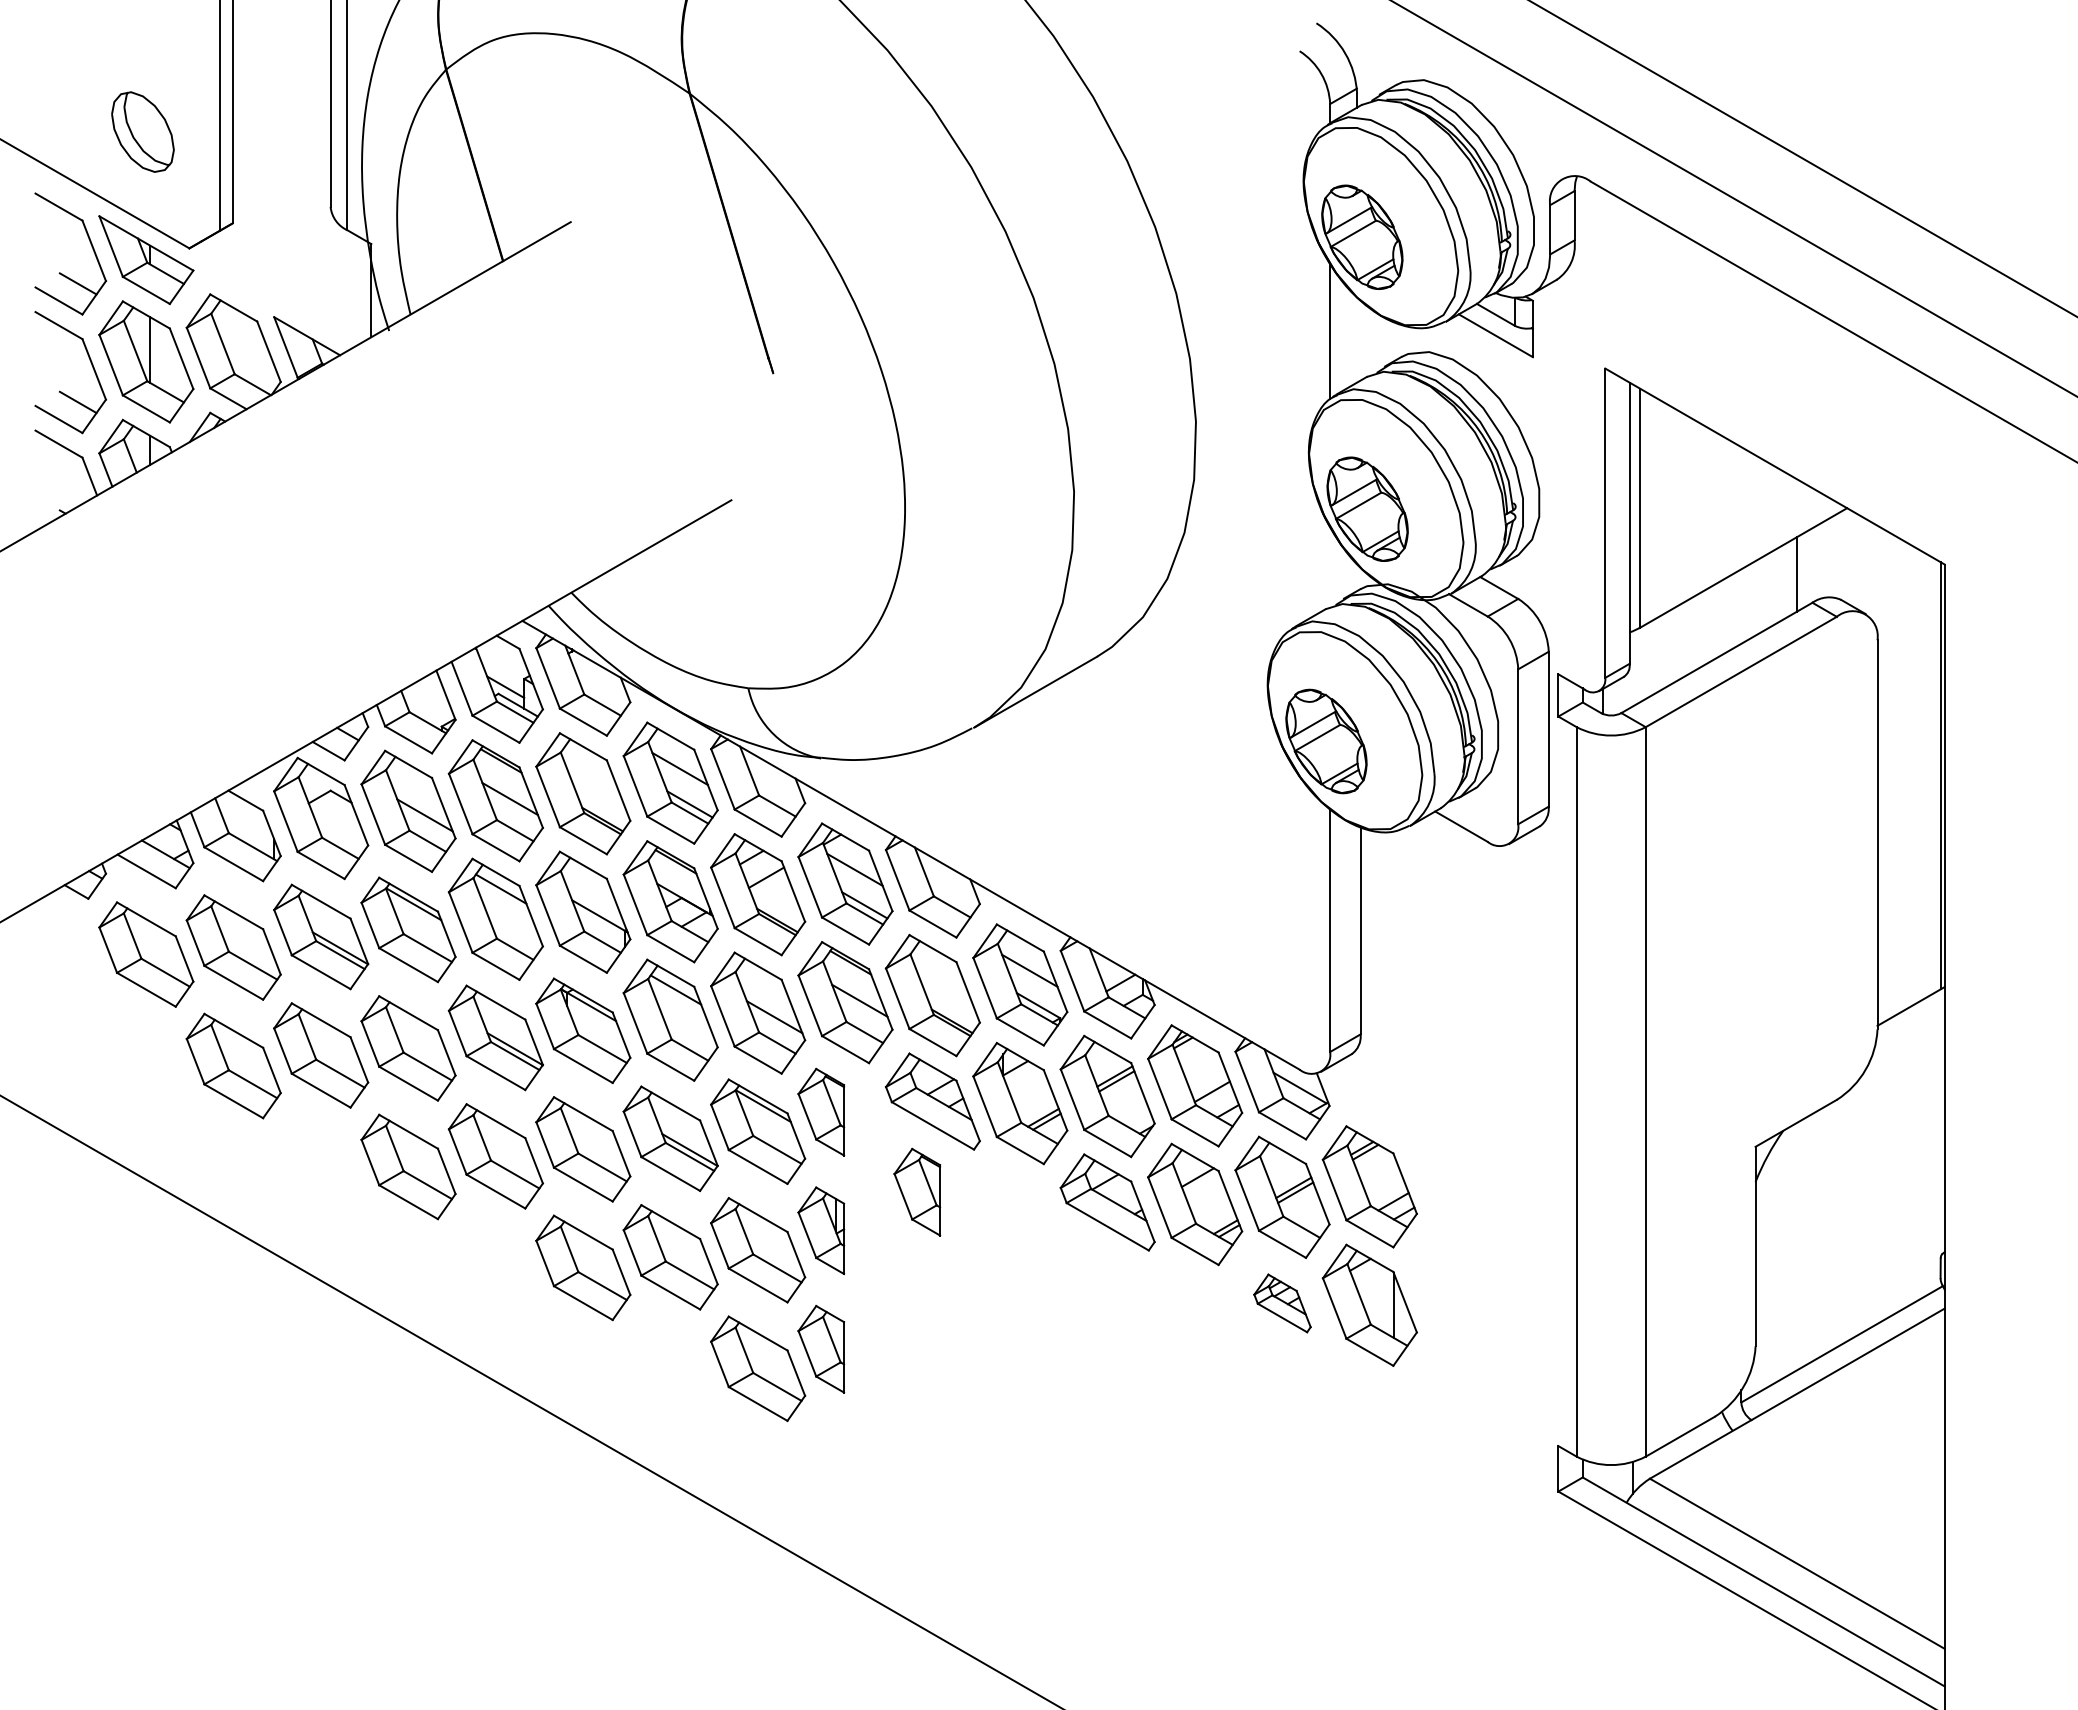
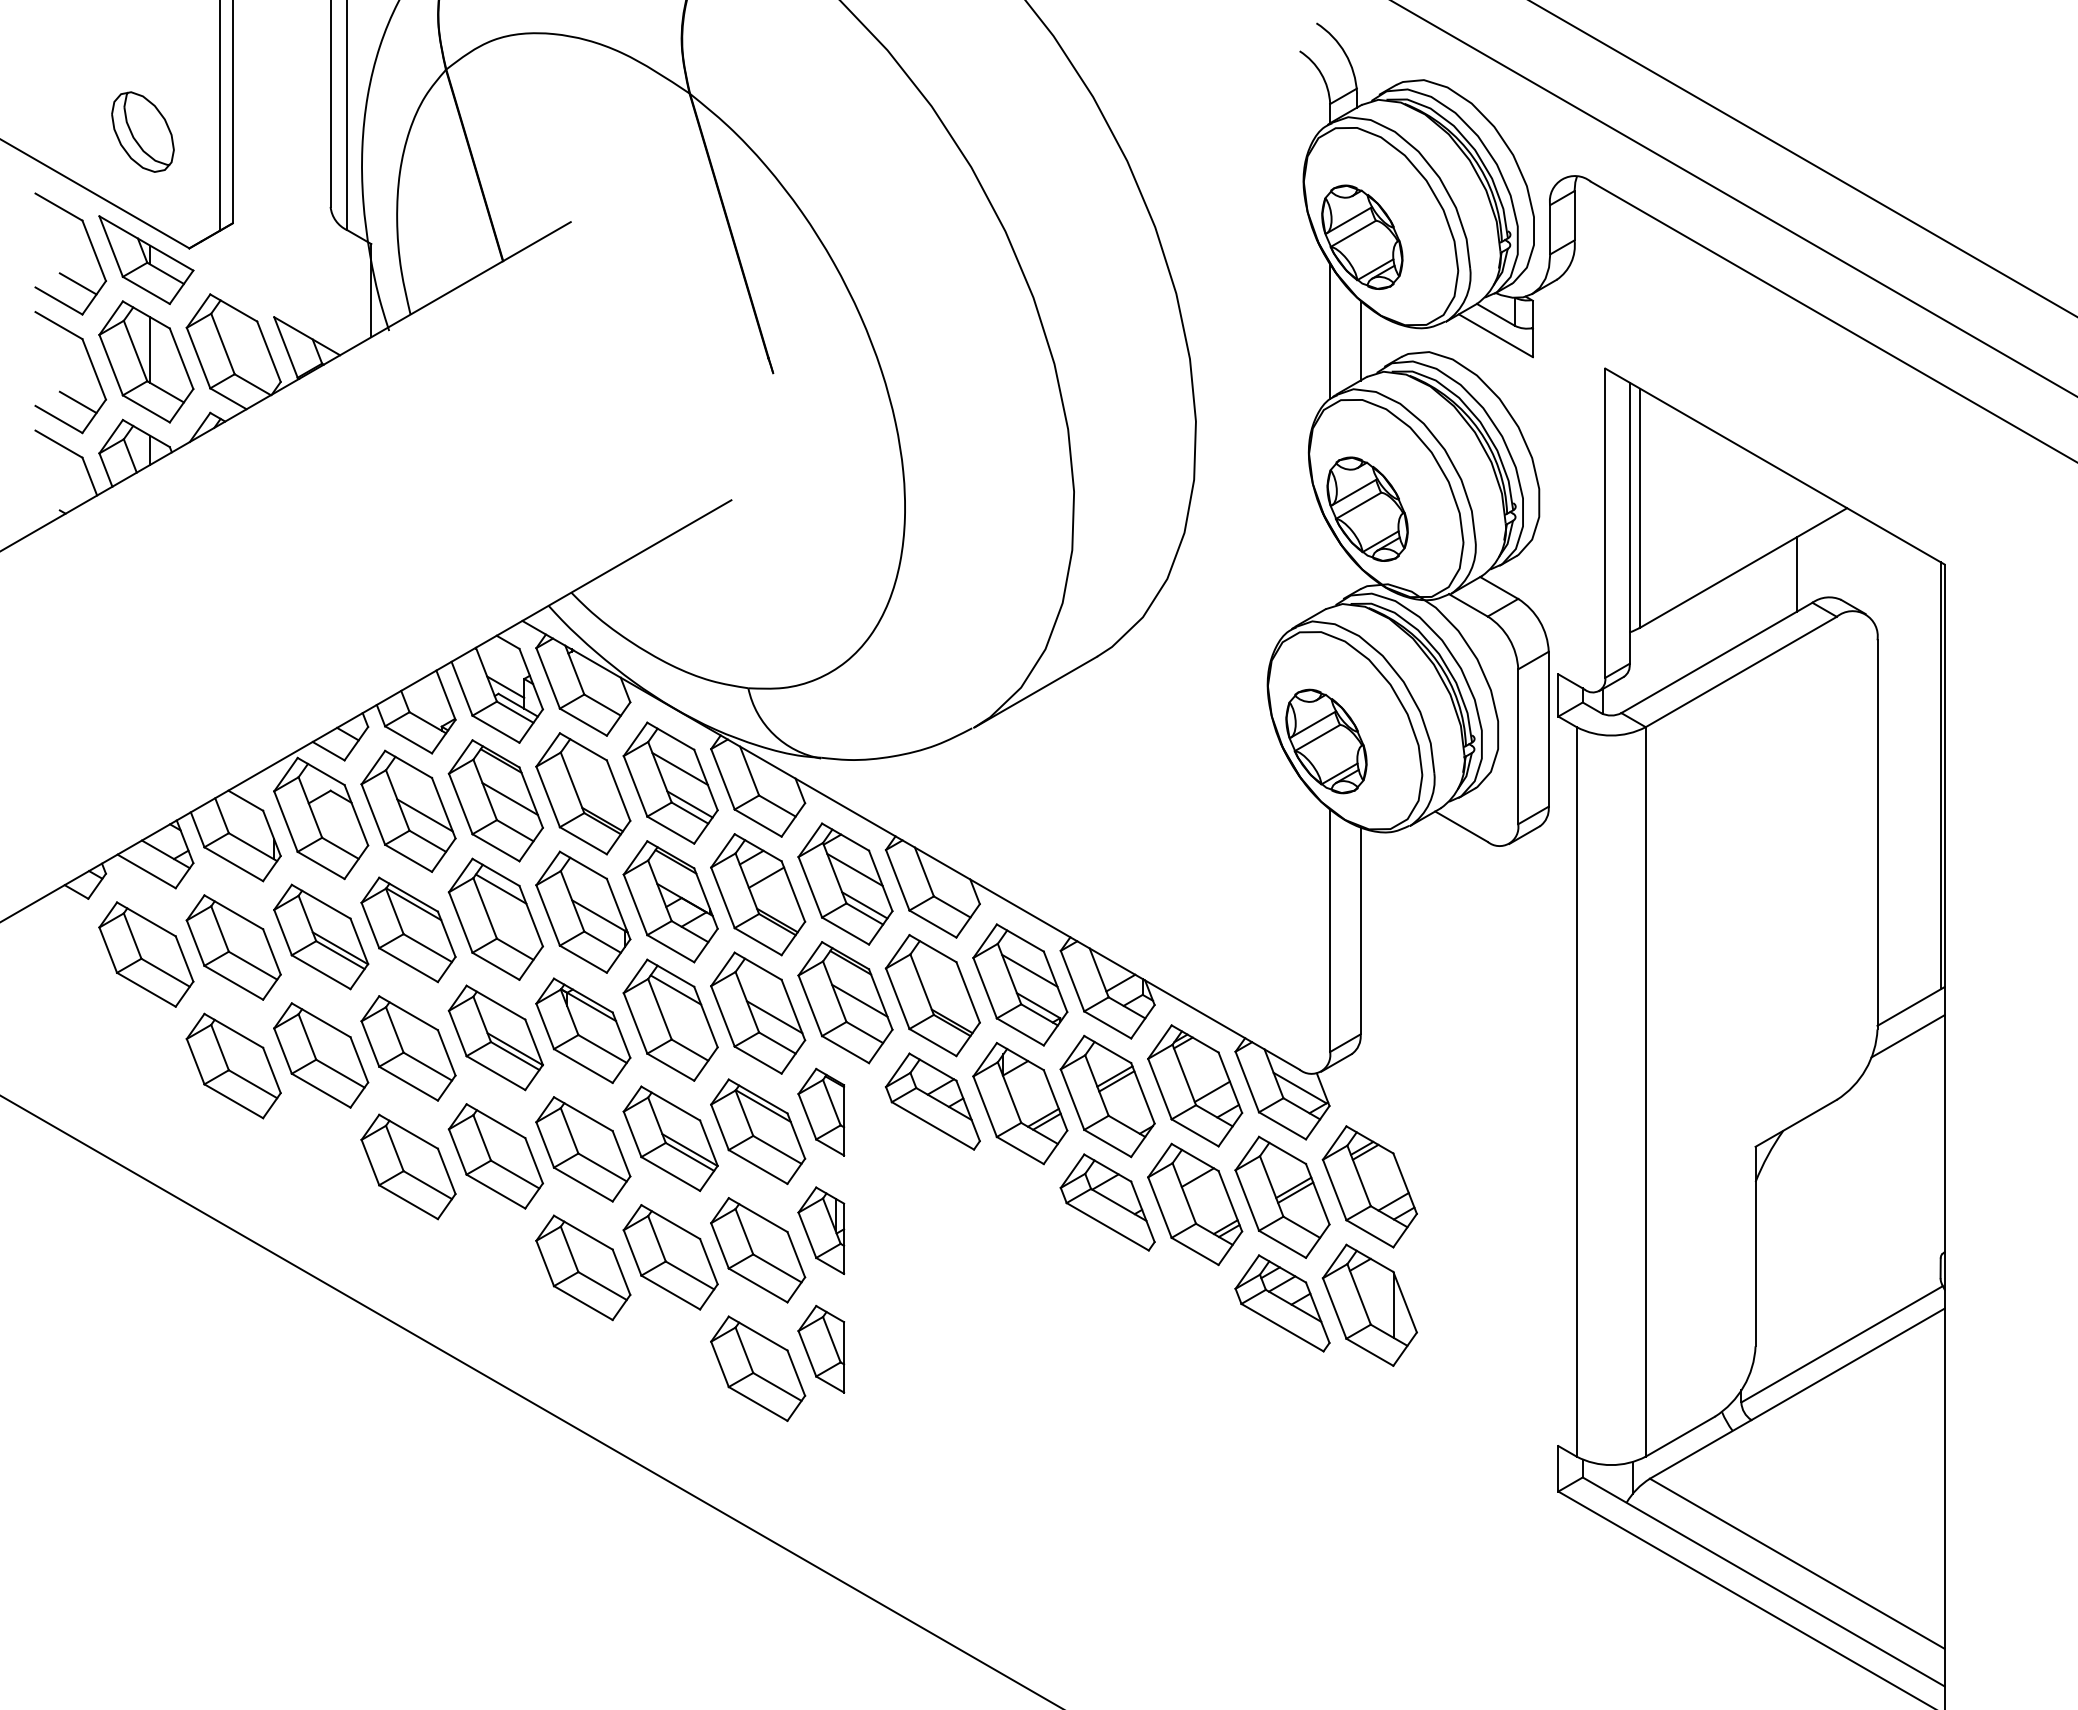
line: none -> present (1360, 340)
line: none -> present (1907, 1036)
part: present -> none (917, 1191)
part size: 59x61 px -> 97x99 px (1282, 1303)
